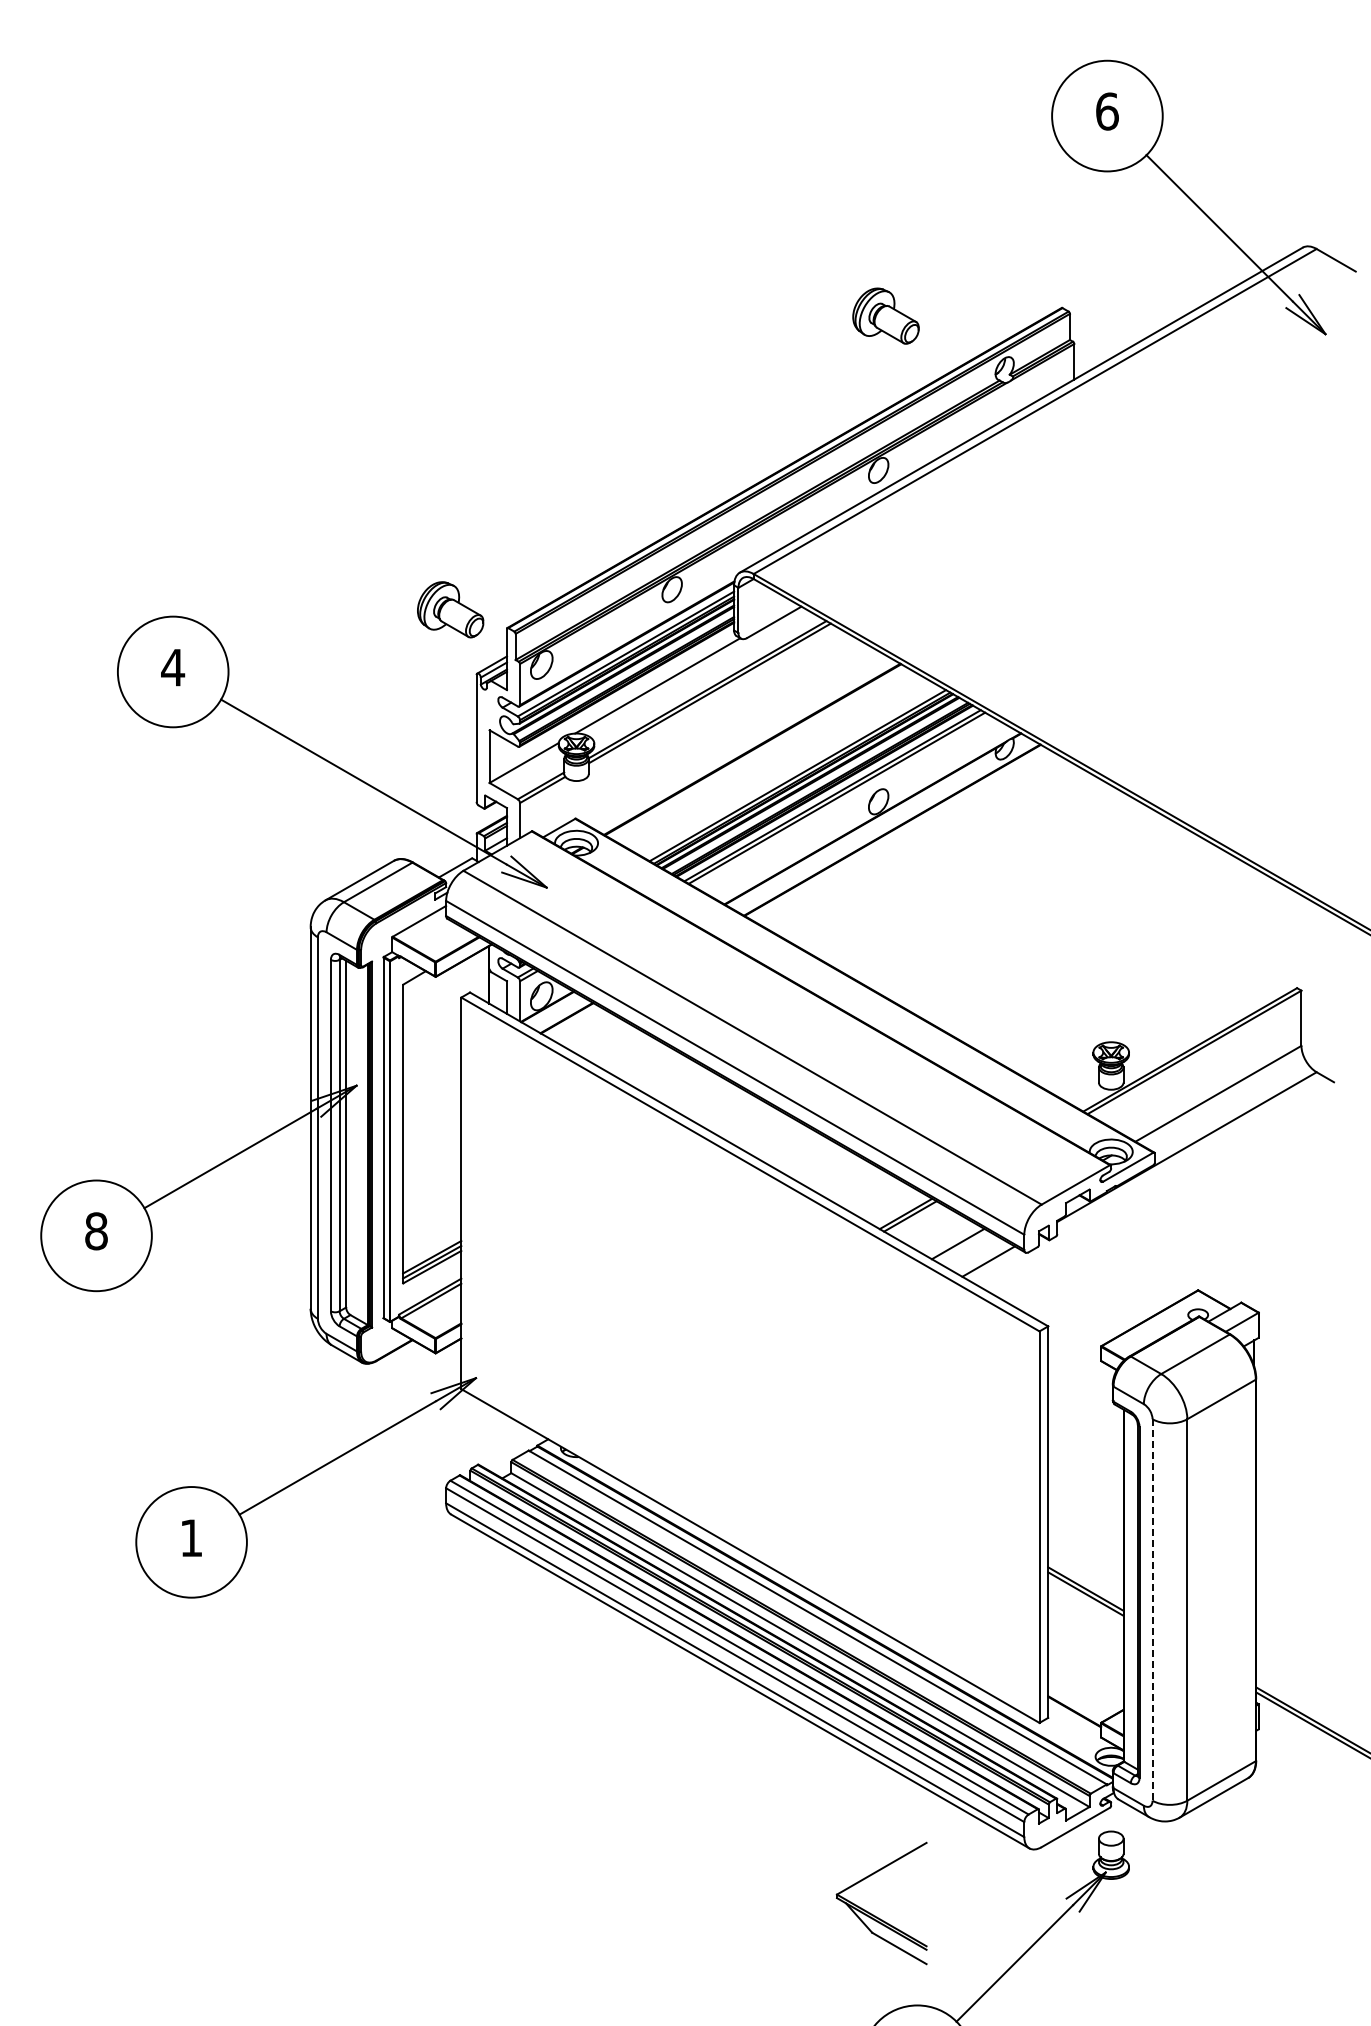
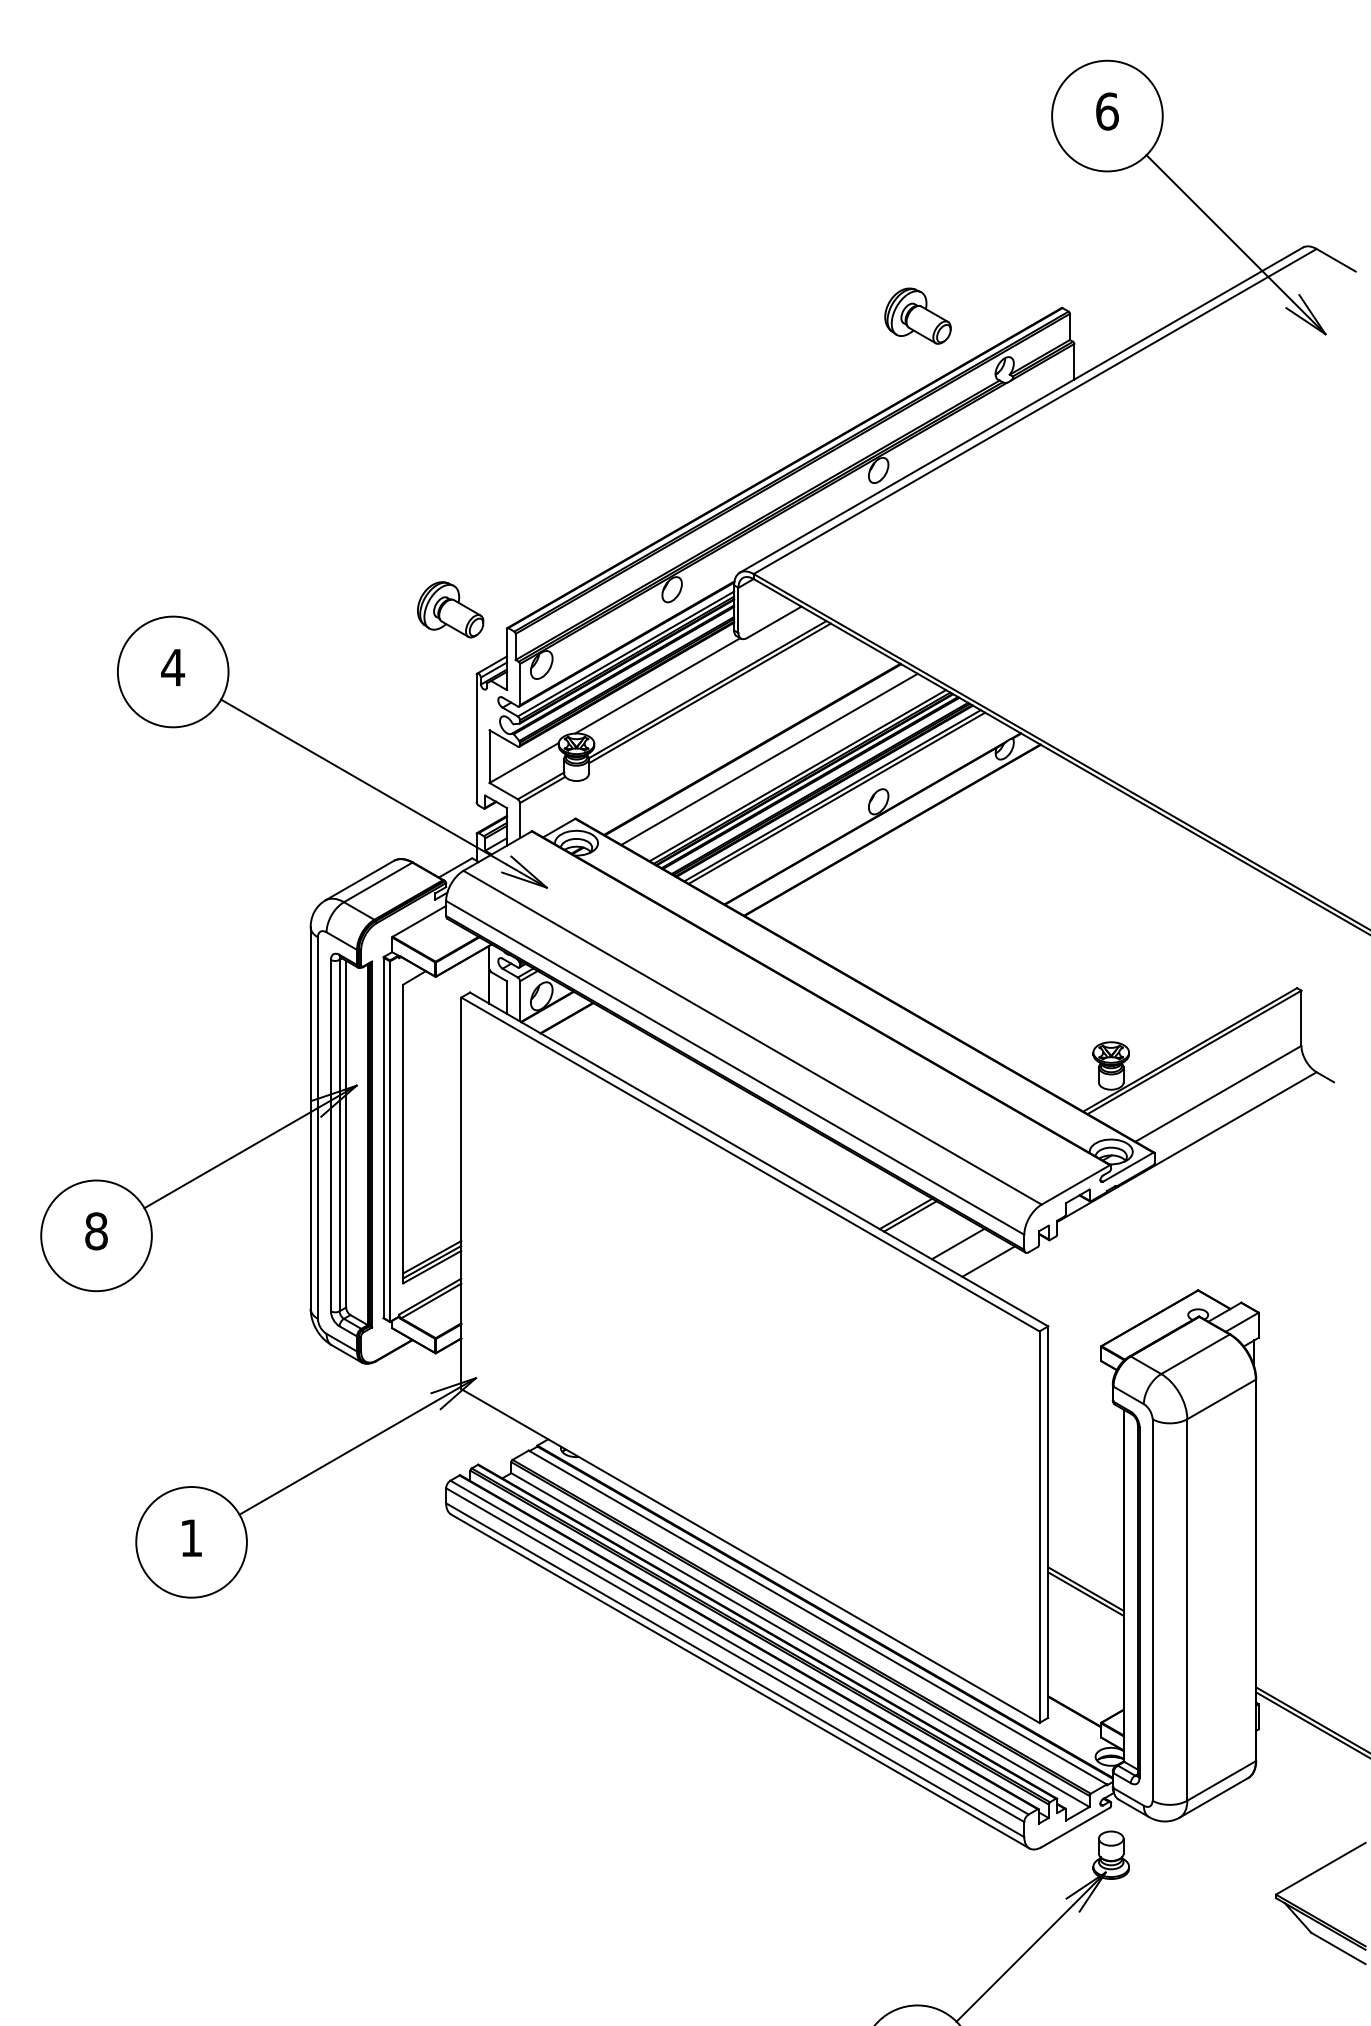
part position: (885, 315) -> (917, 315) (917, 315)
line: none -> present (769, 758)
line: dashed -> solid (1152, 1609)
part position: (875, 1915) -> (1314, 1915) (1314, 1915)
